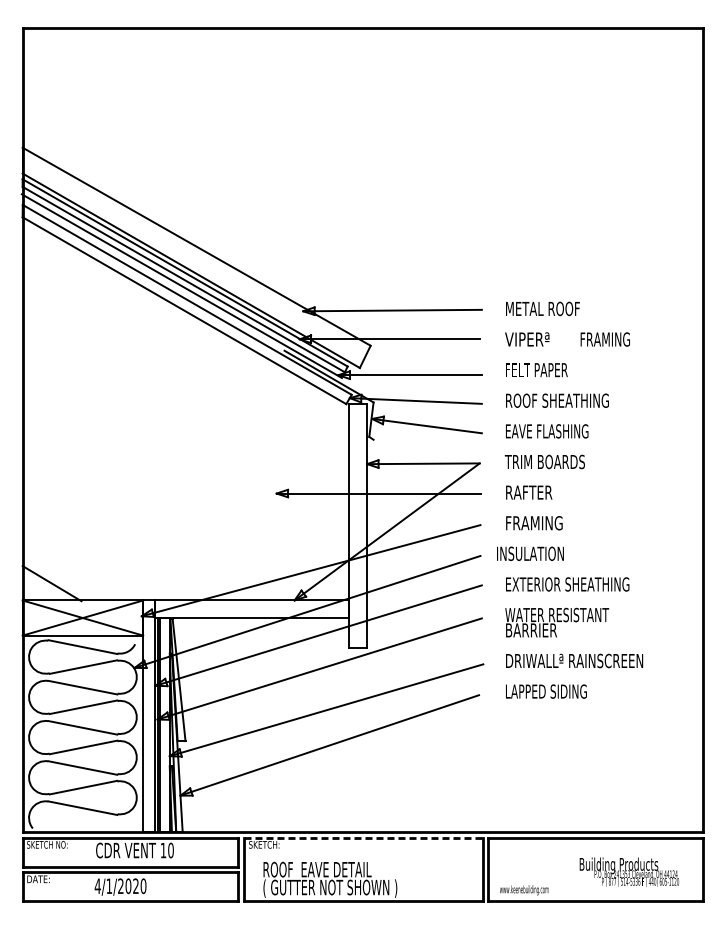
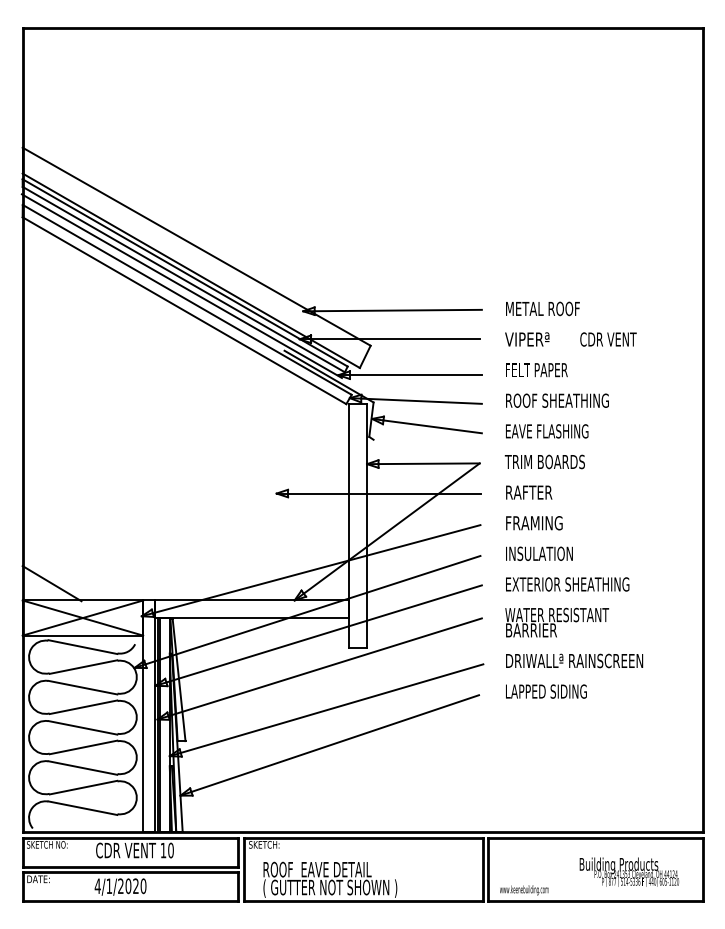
text: FRAMING -> CDR VENT (608, 339)
text position: (530, 553) -> (539, 553) (539, 553)
line: dashed -> solid (363, 837)
